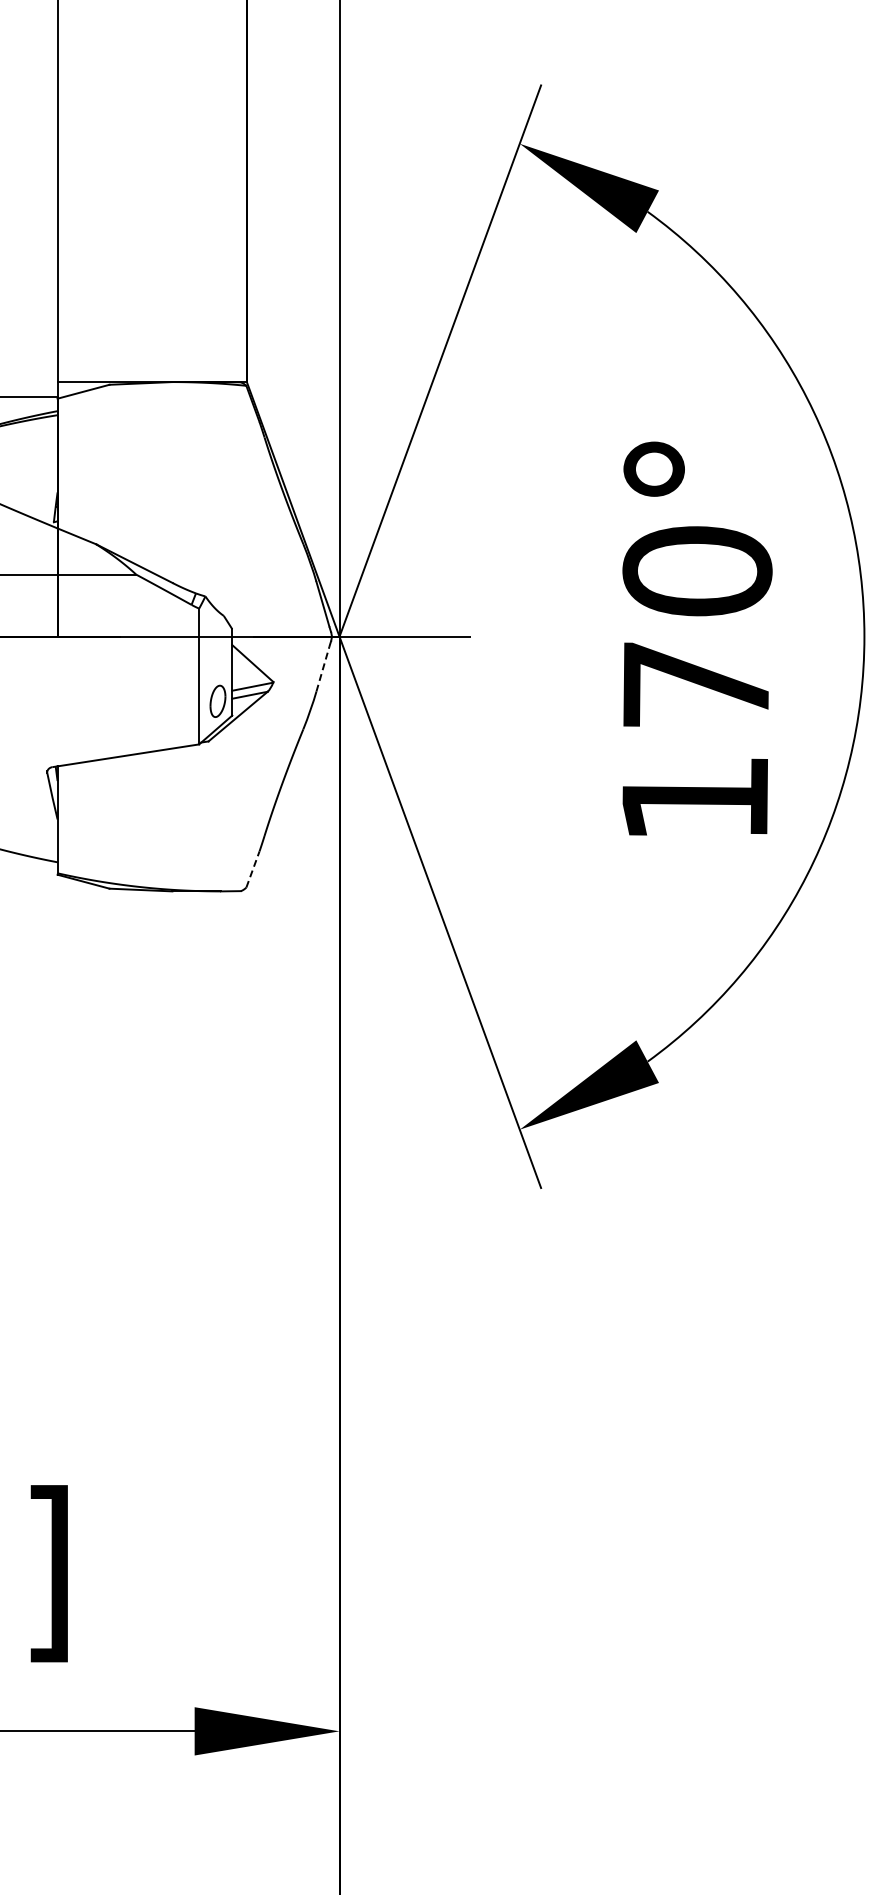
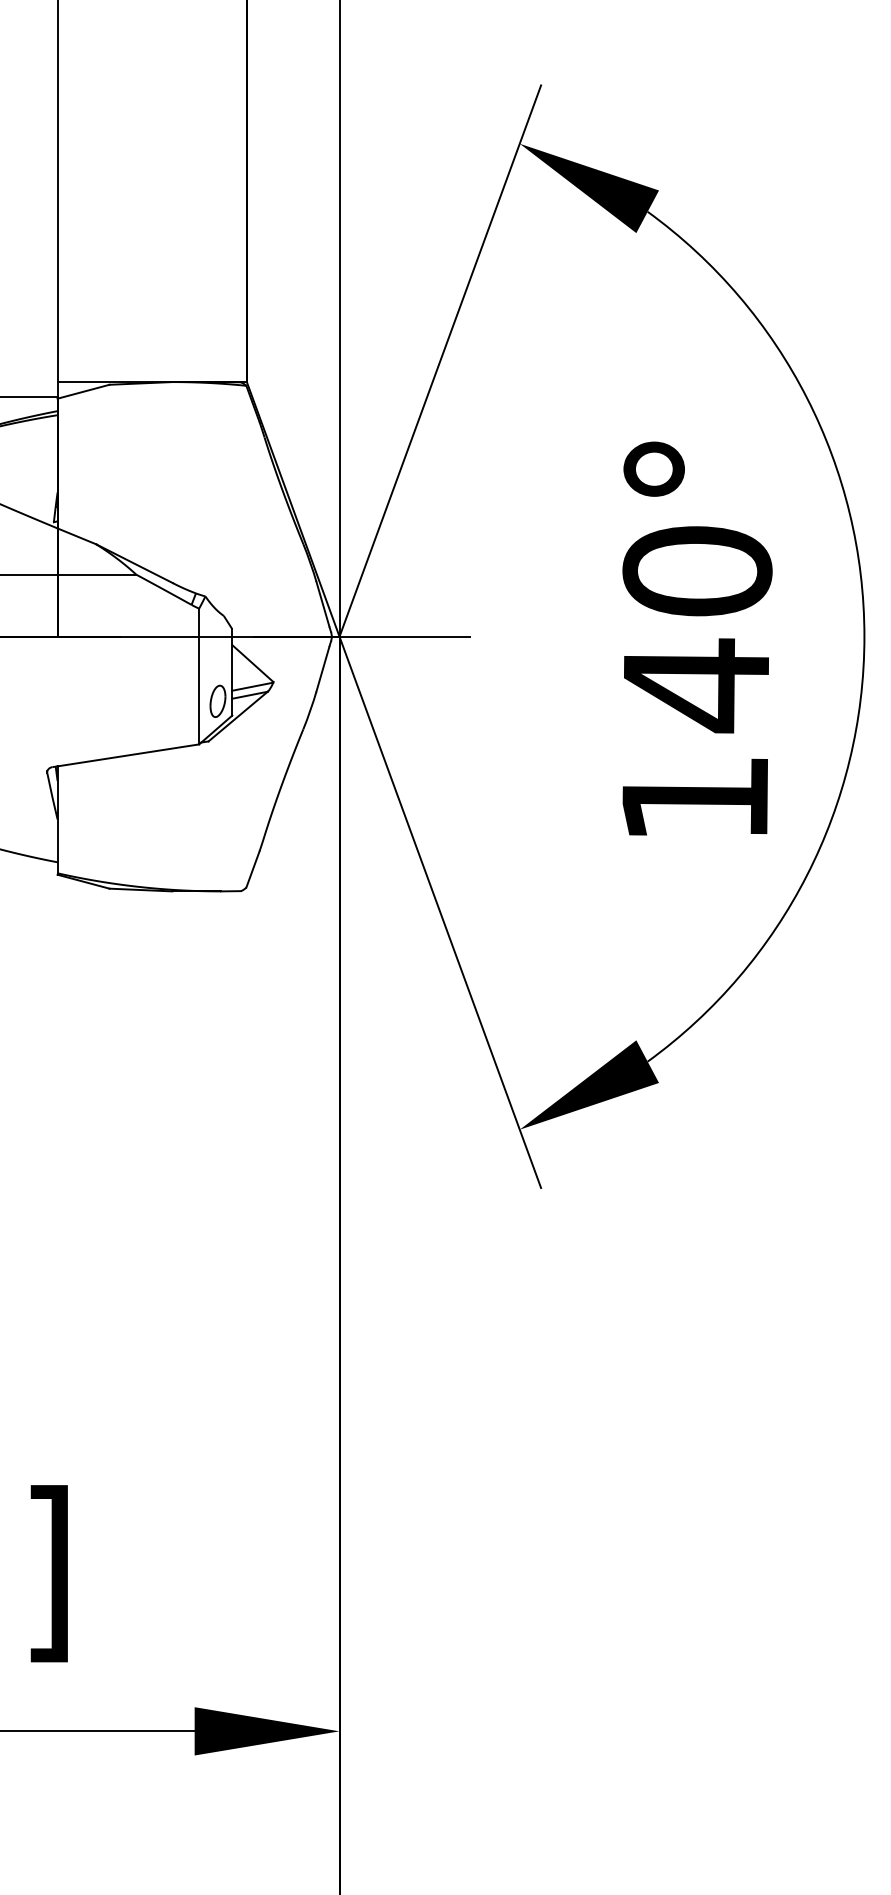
line: dashed -> solid (323, 668)
text: 170° -> 140° (695, 685)
line: dashed -> solid (253, 869)
